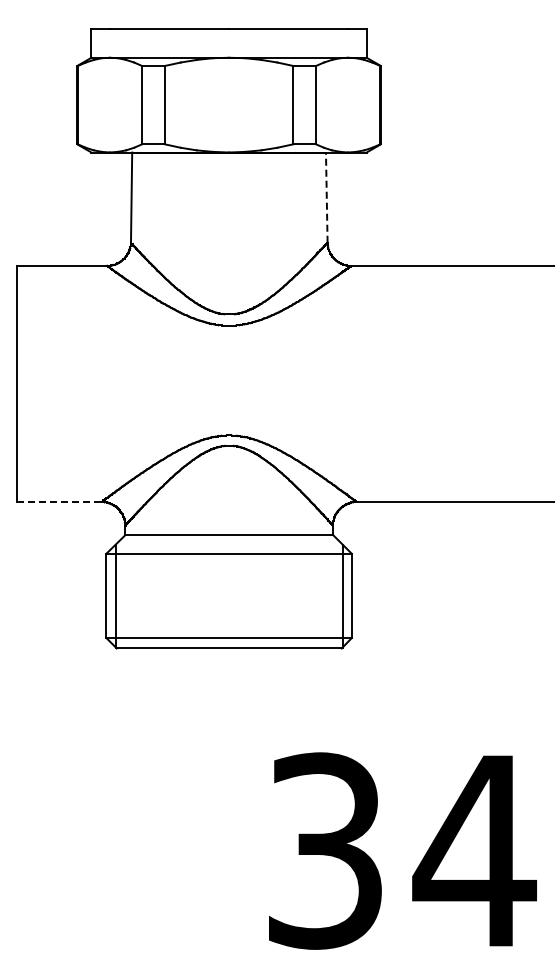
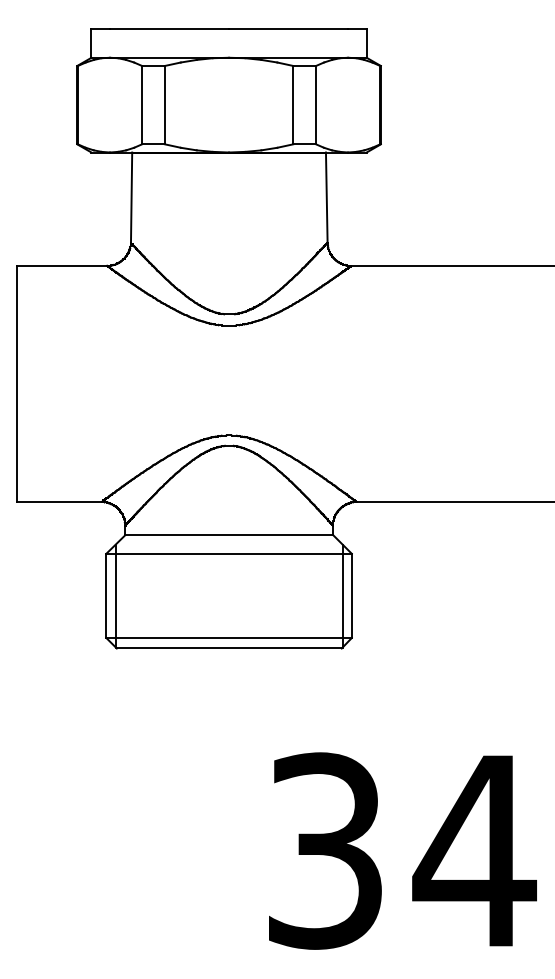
line: dashed -> solid (326, 197)
line: dashed -> solid (59, 502)
